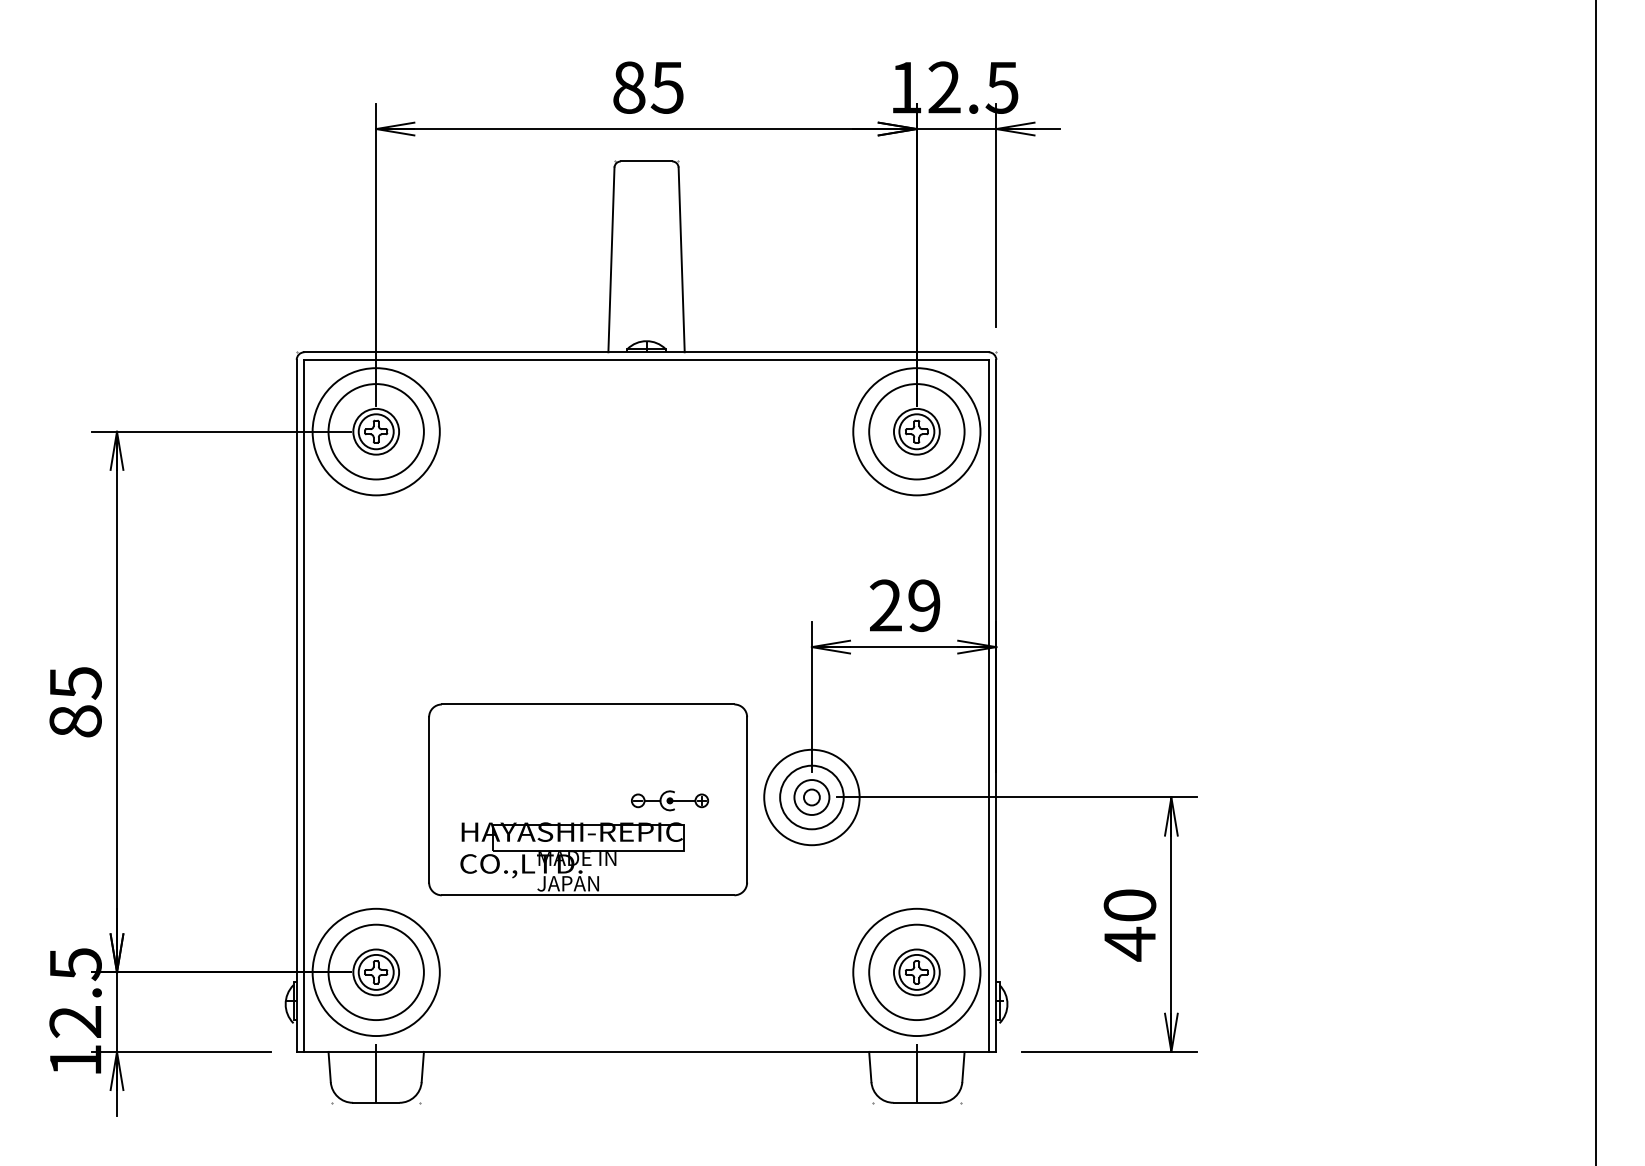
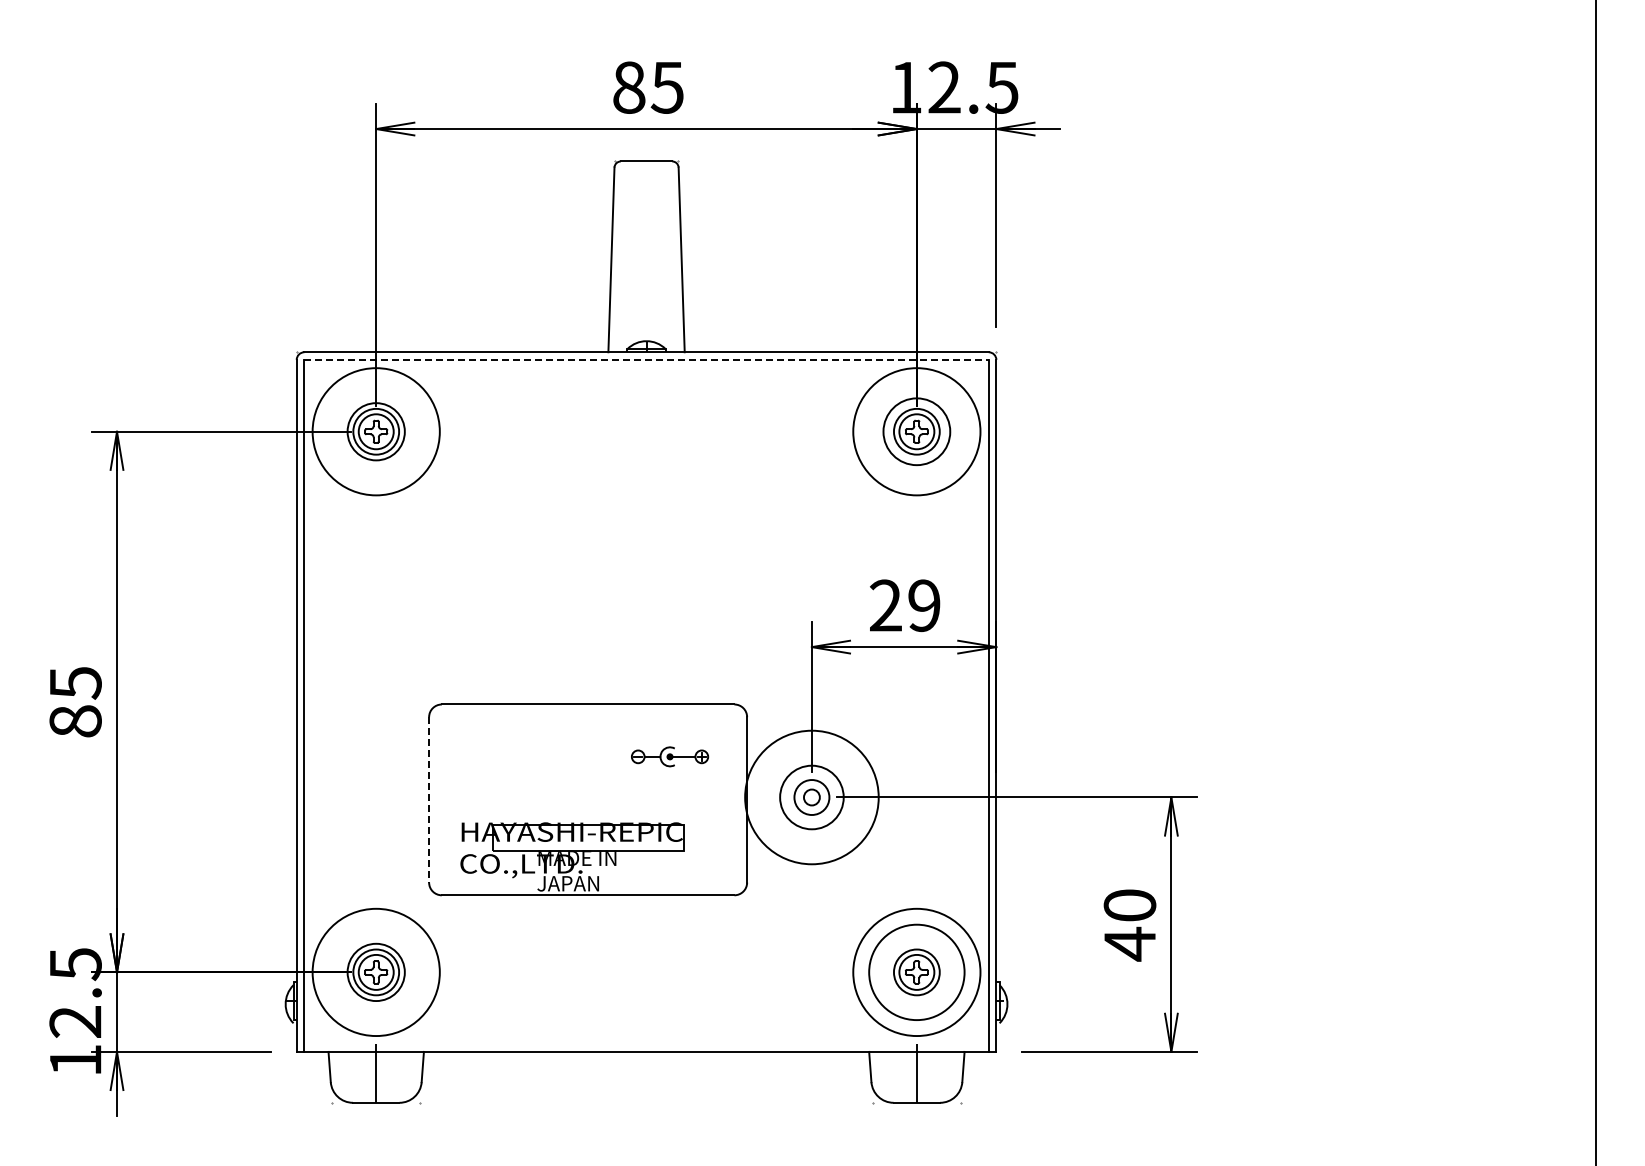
line: solid -> dashed (647, 359)
circle diameter: 95 px -> 57 px (375, 431)
circle diameter: 95 px -> 67 px (916, 431)
circle diameter: 95 px -> 134 px (811, 797)
line: solid -> dashed (429, 799)
part position: (669, 800) -> (669, 756) (669, 756)
circle diameter: 95 px -> 57 px (375, 972)
